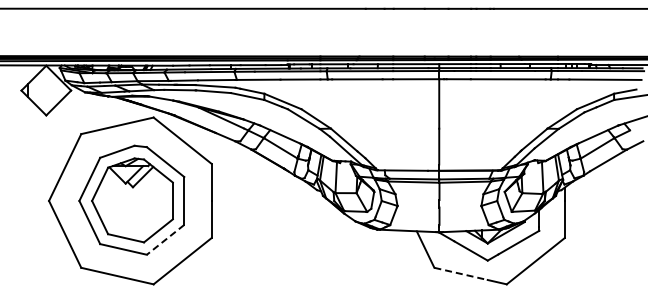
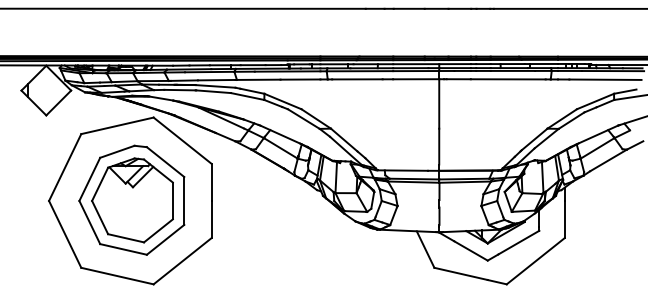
line: dashed -> solid (165, 239)
line: dashed -> solid (461, 274)
